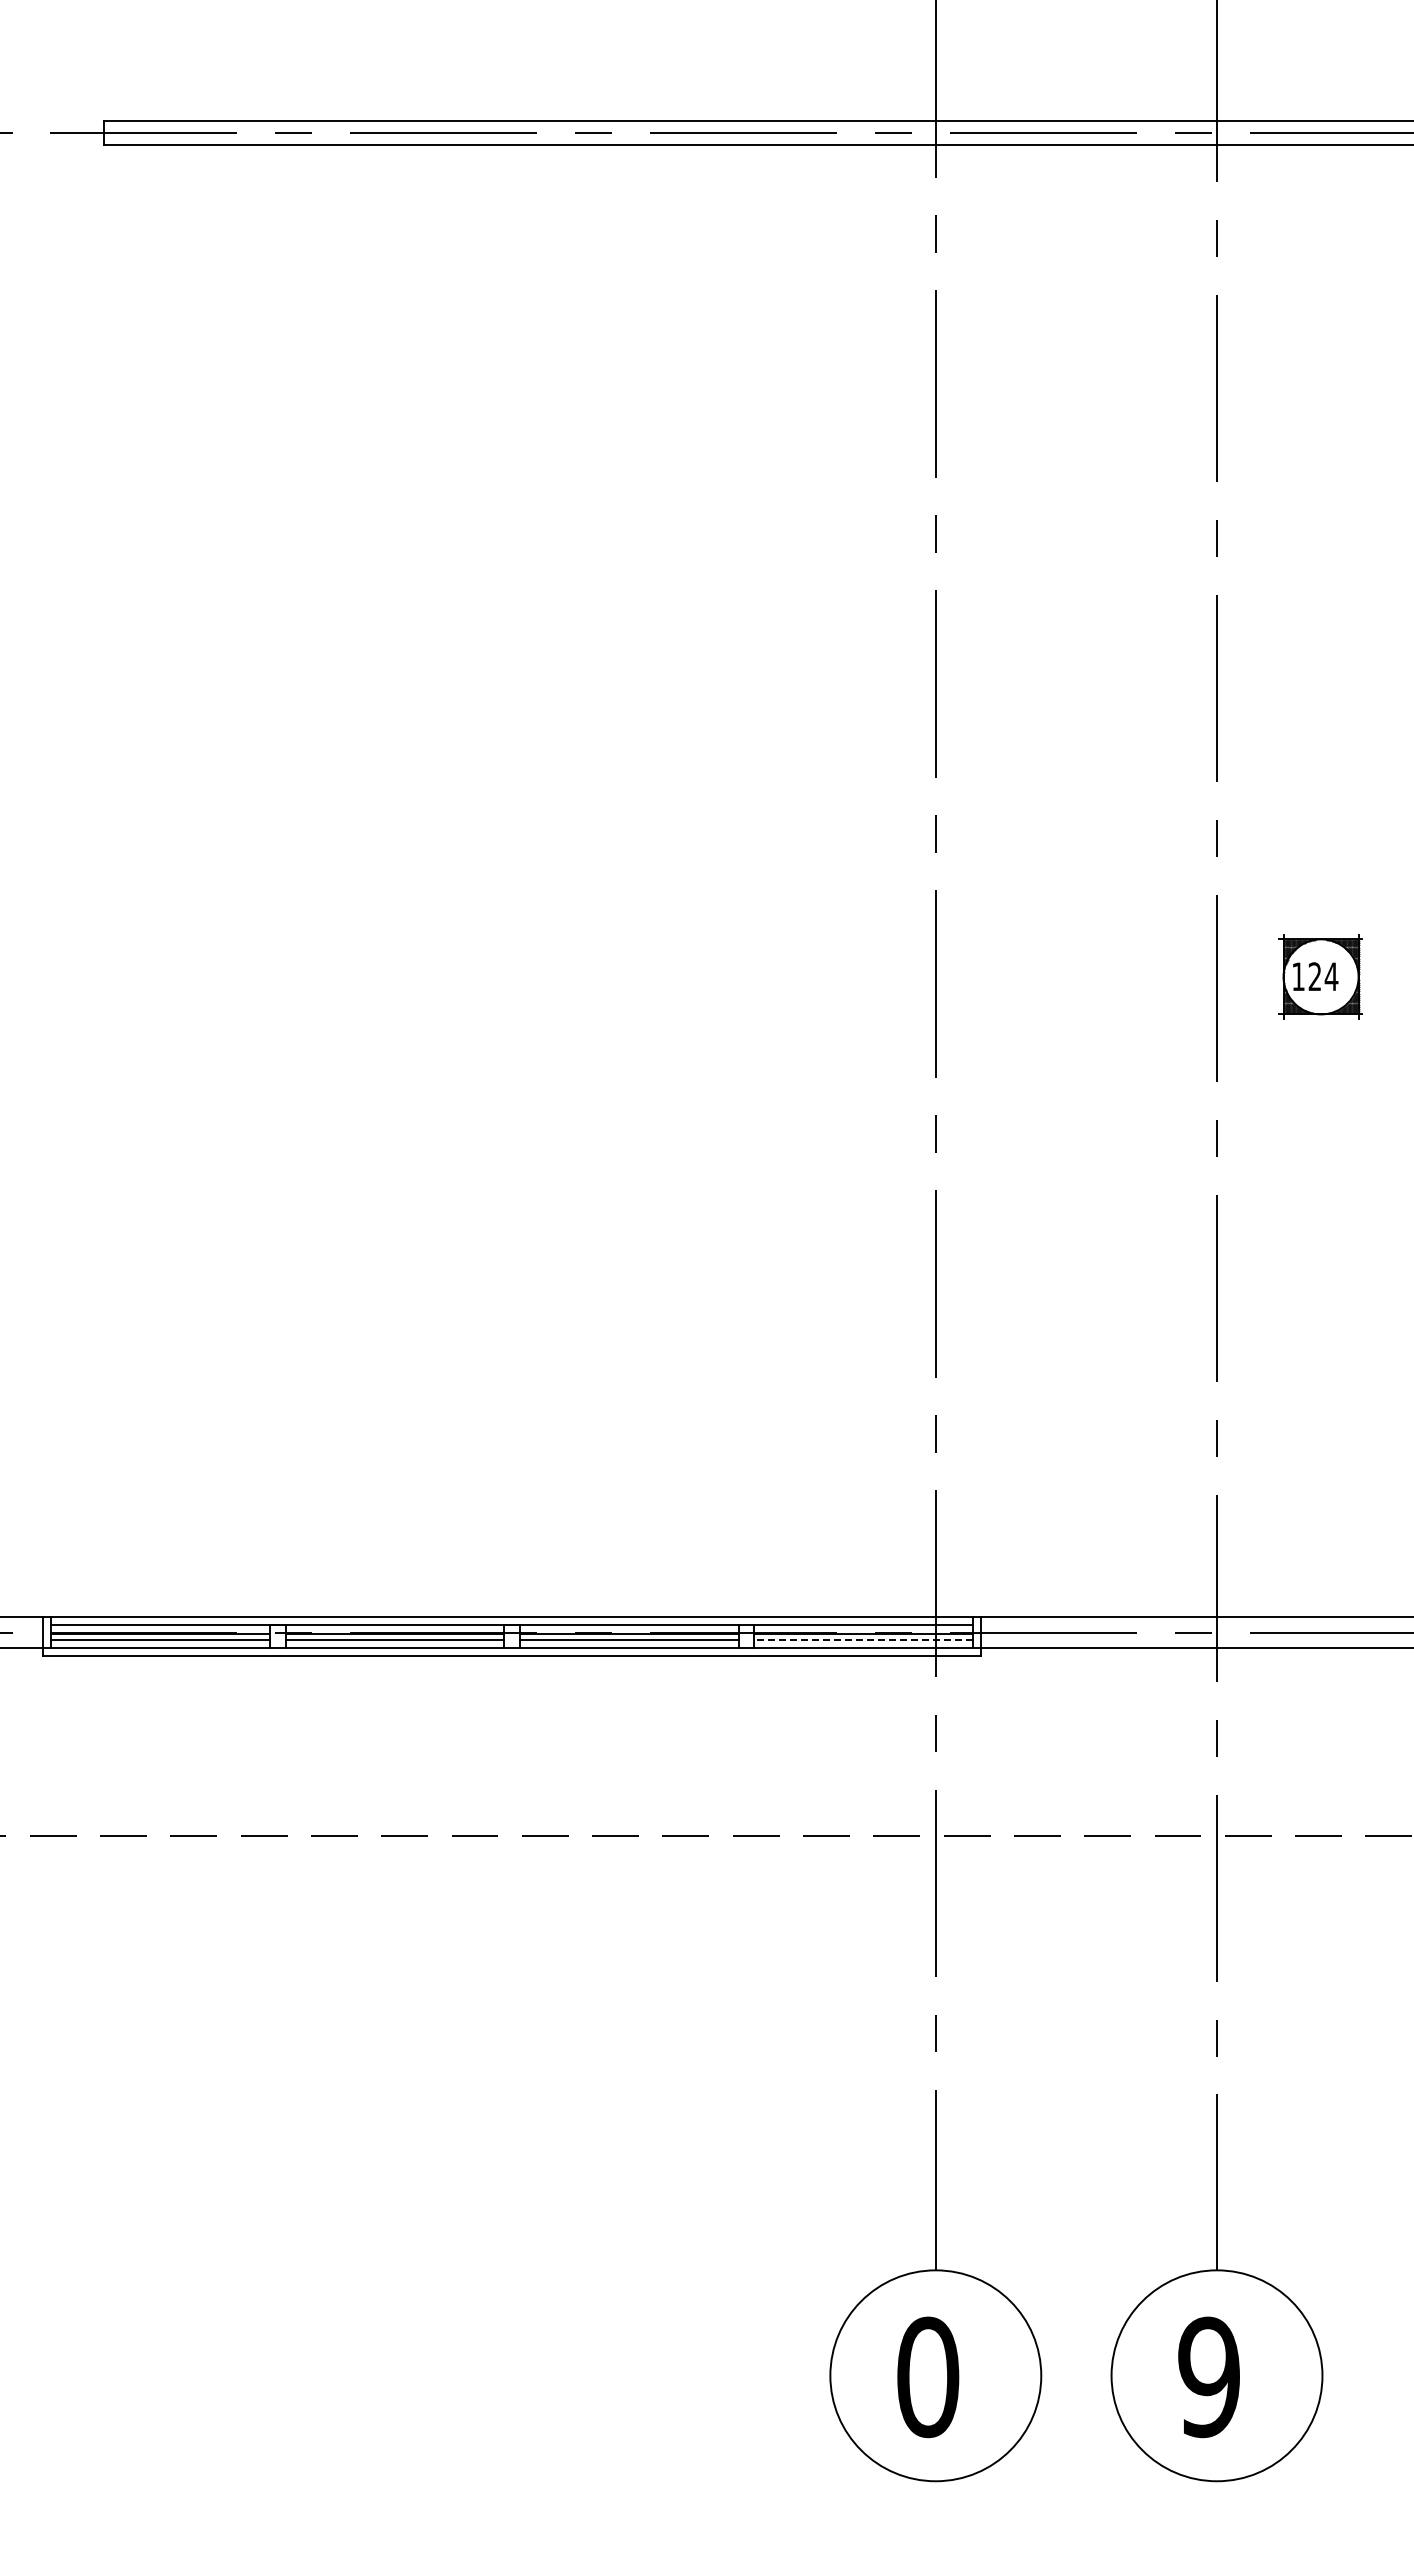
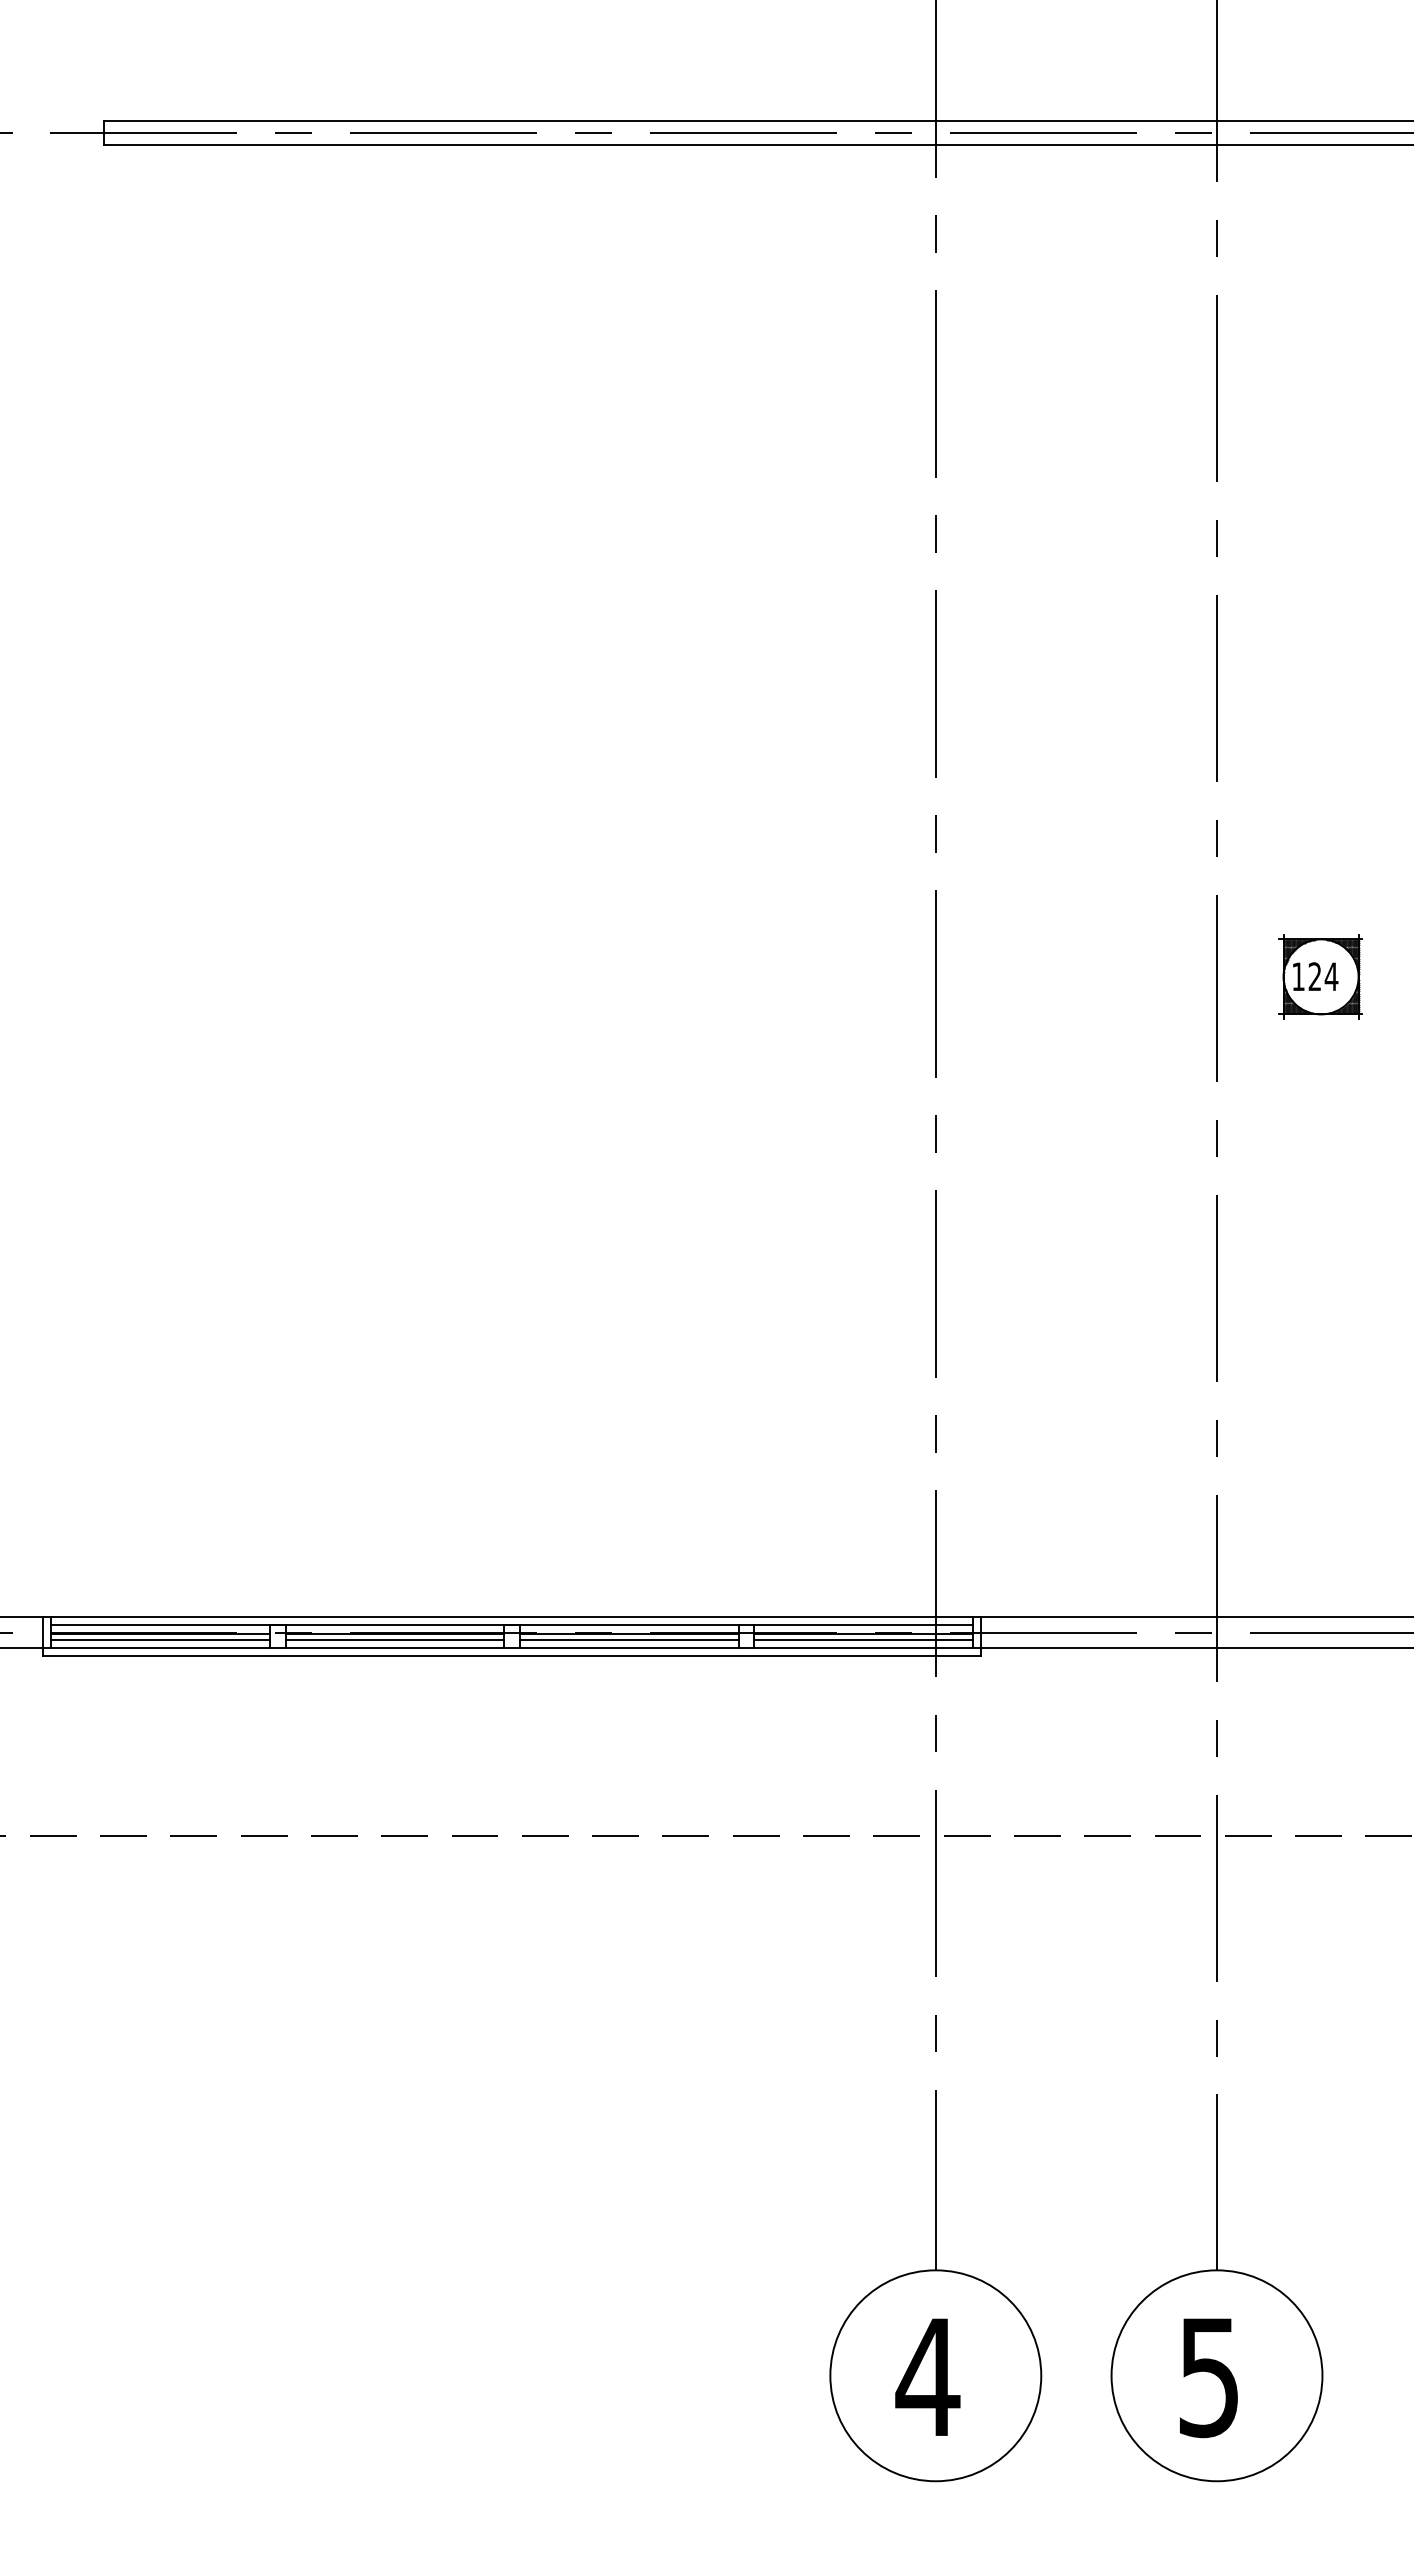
line: dashed -> solid (863, 1639)
text: 9 -> 5 (1208, 2376)
text: 0 -> 4 (927, 2377)
